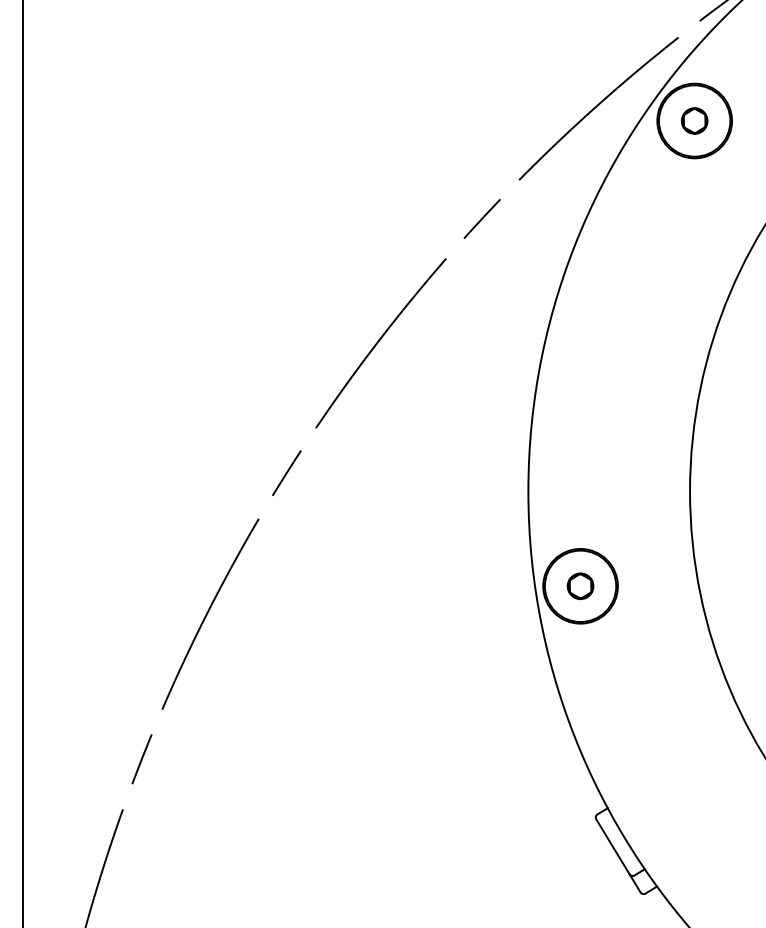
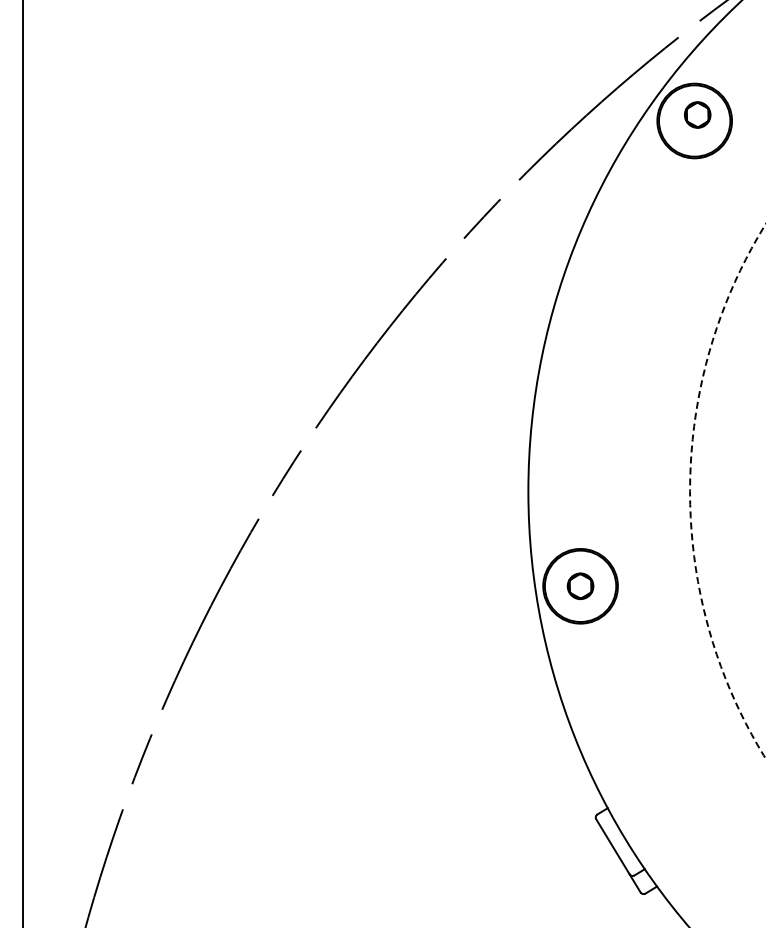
part position: (694, 120) -> (697, 114) (697, 114)
circle: solid -> dashed (727, 491)
